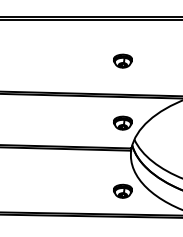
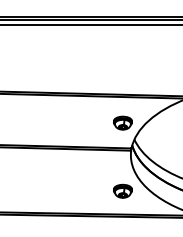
line: none -> present (90, 24)
part: present -> none (122, 60)
